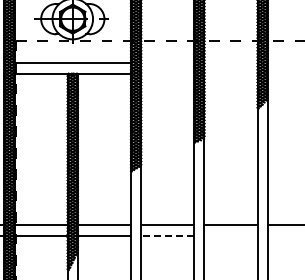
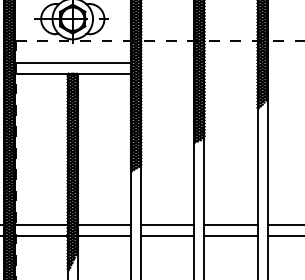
line: dashed -> solid (167, 235)
line: none -> present (230, 235)
line: none -> present (284, 235)
